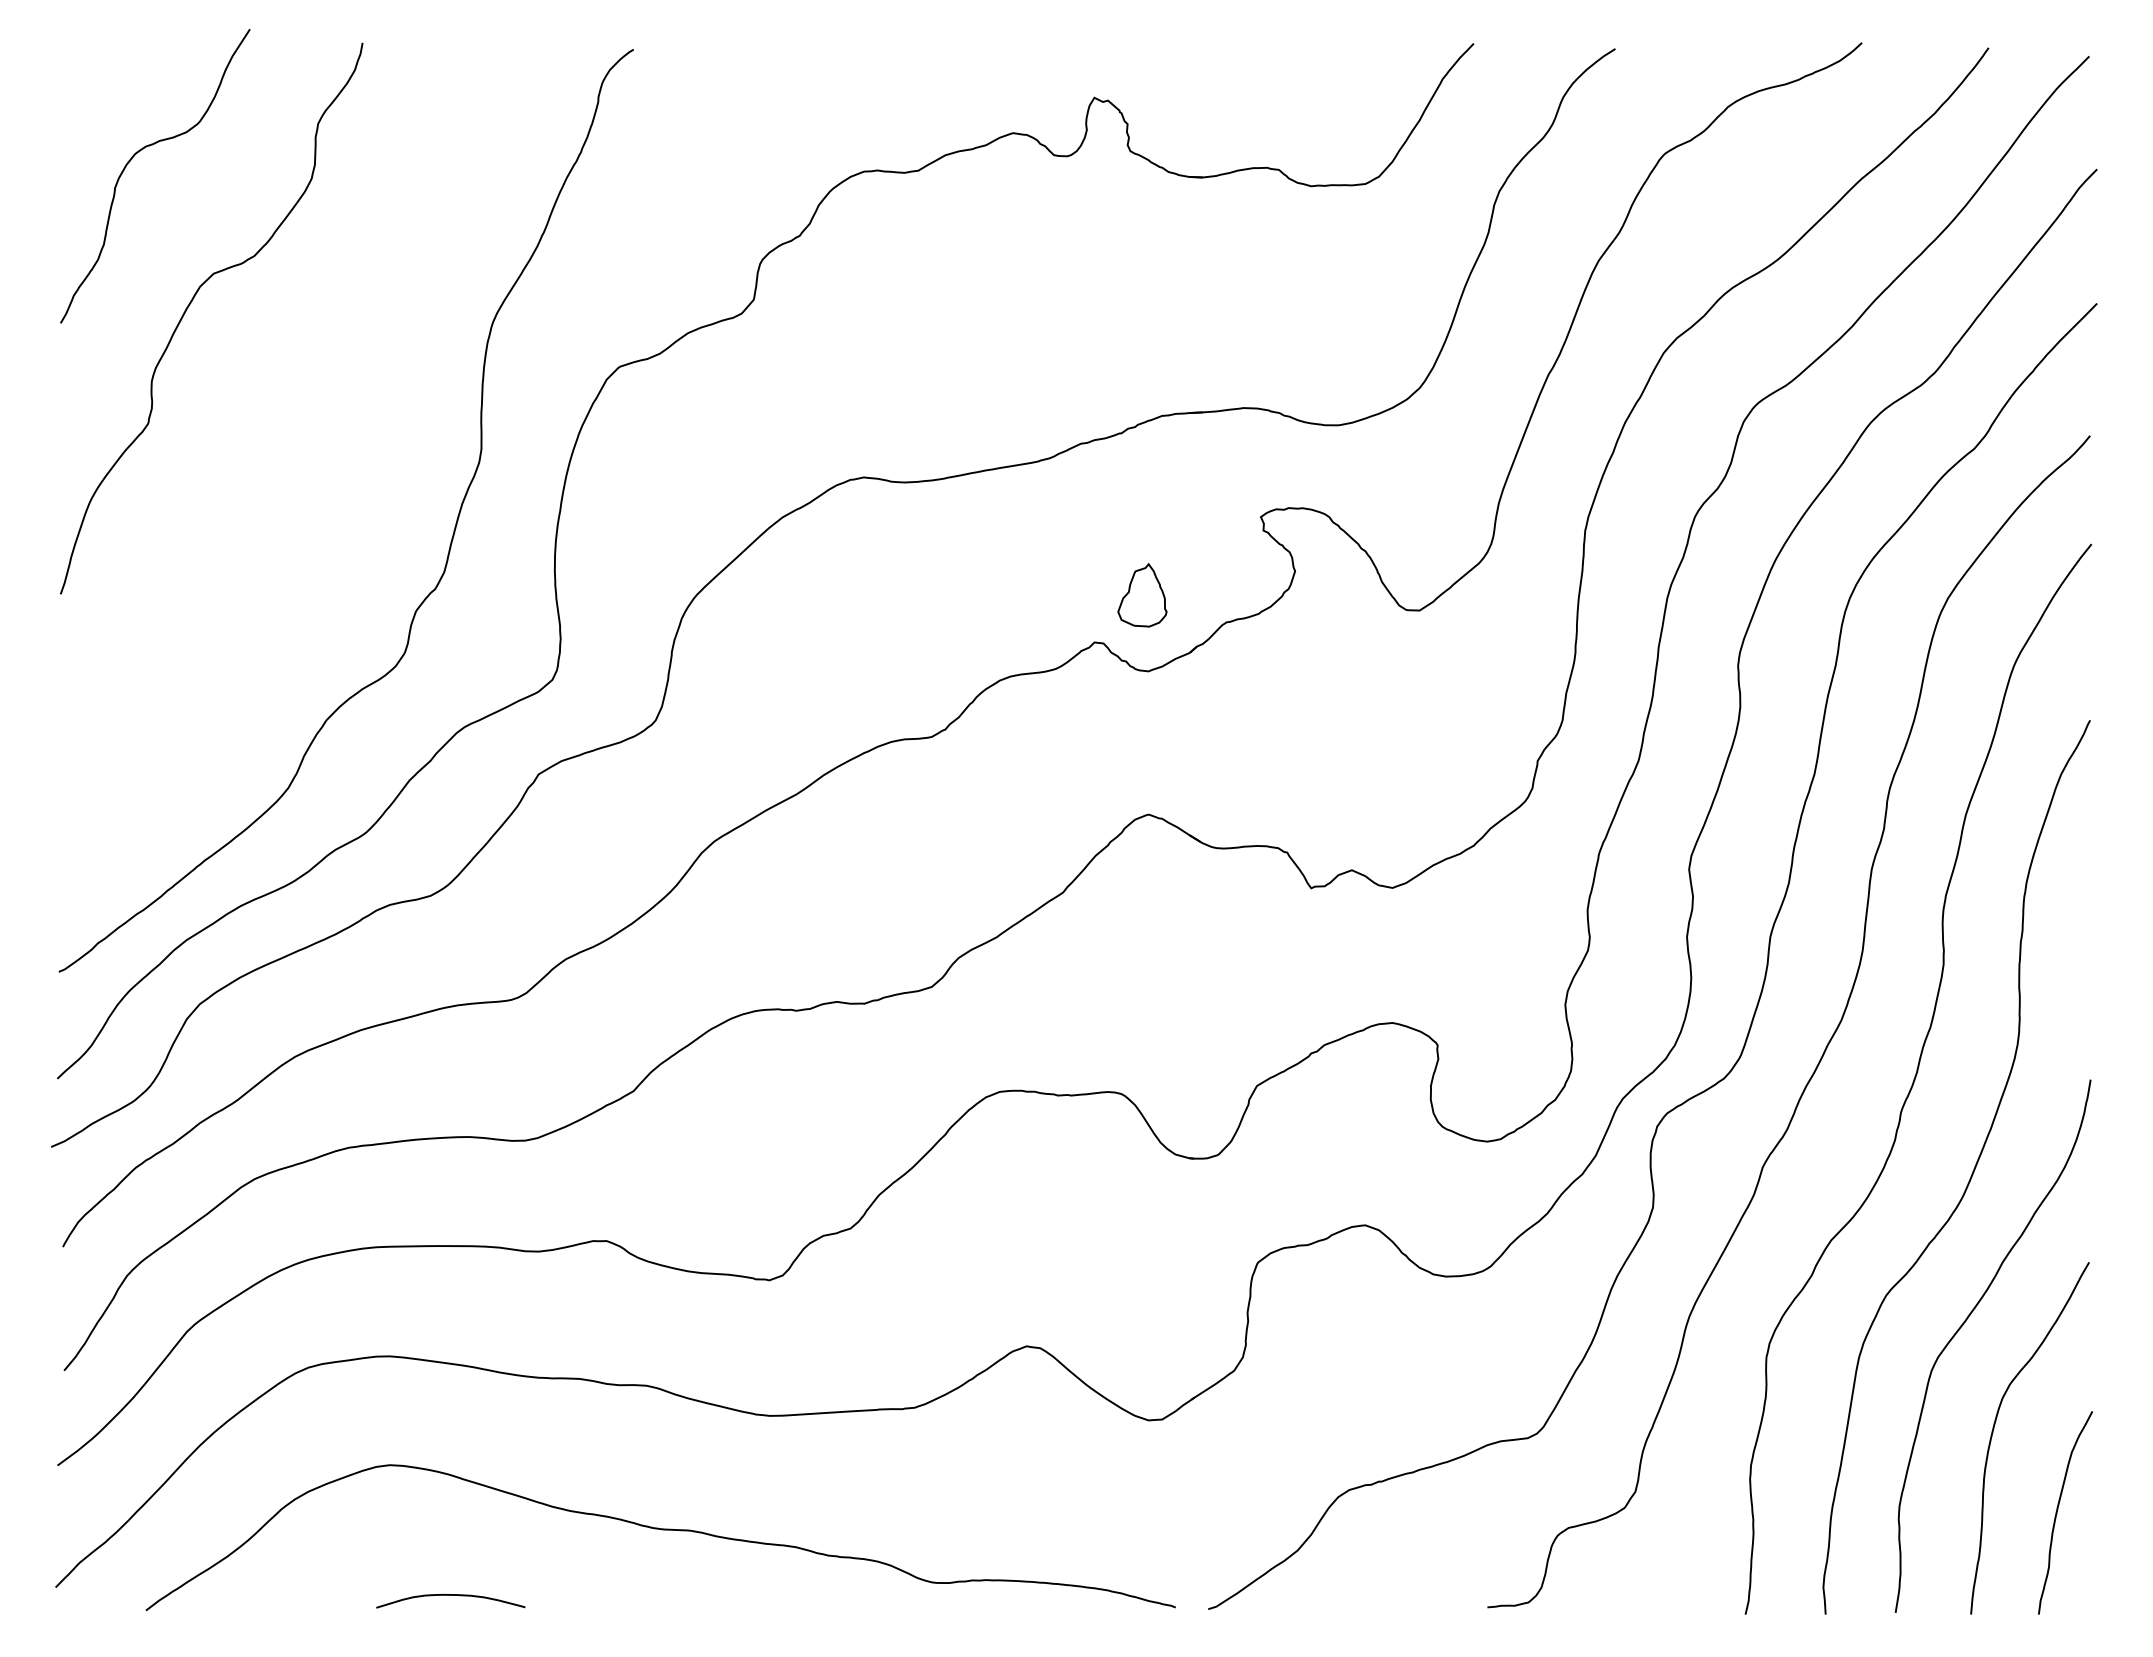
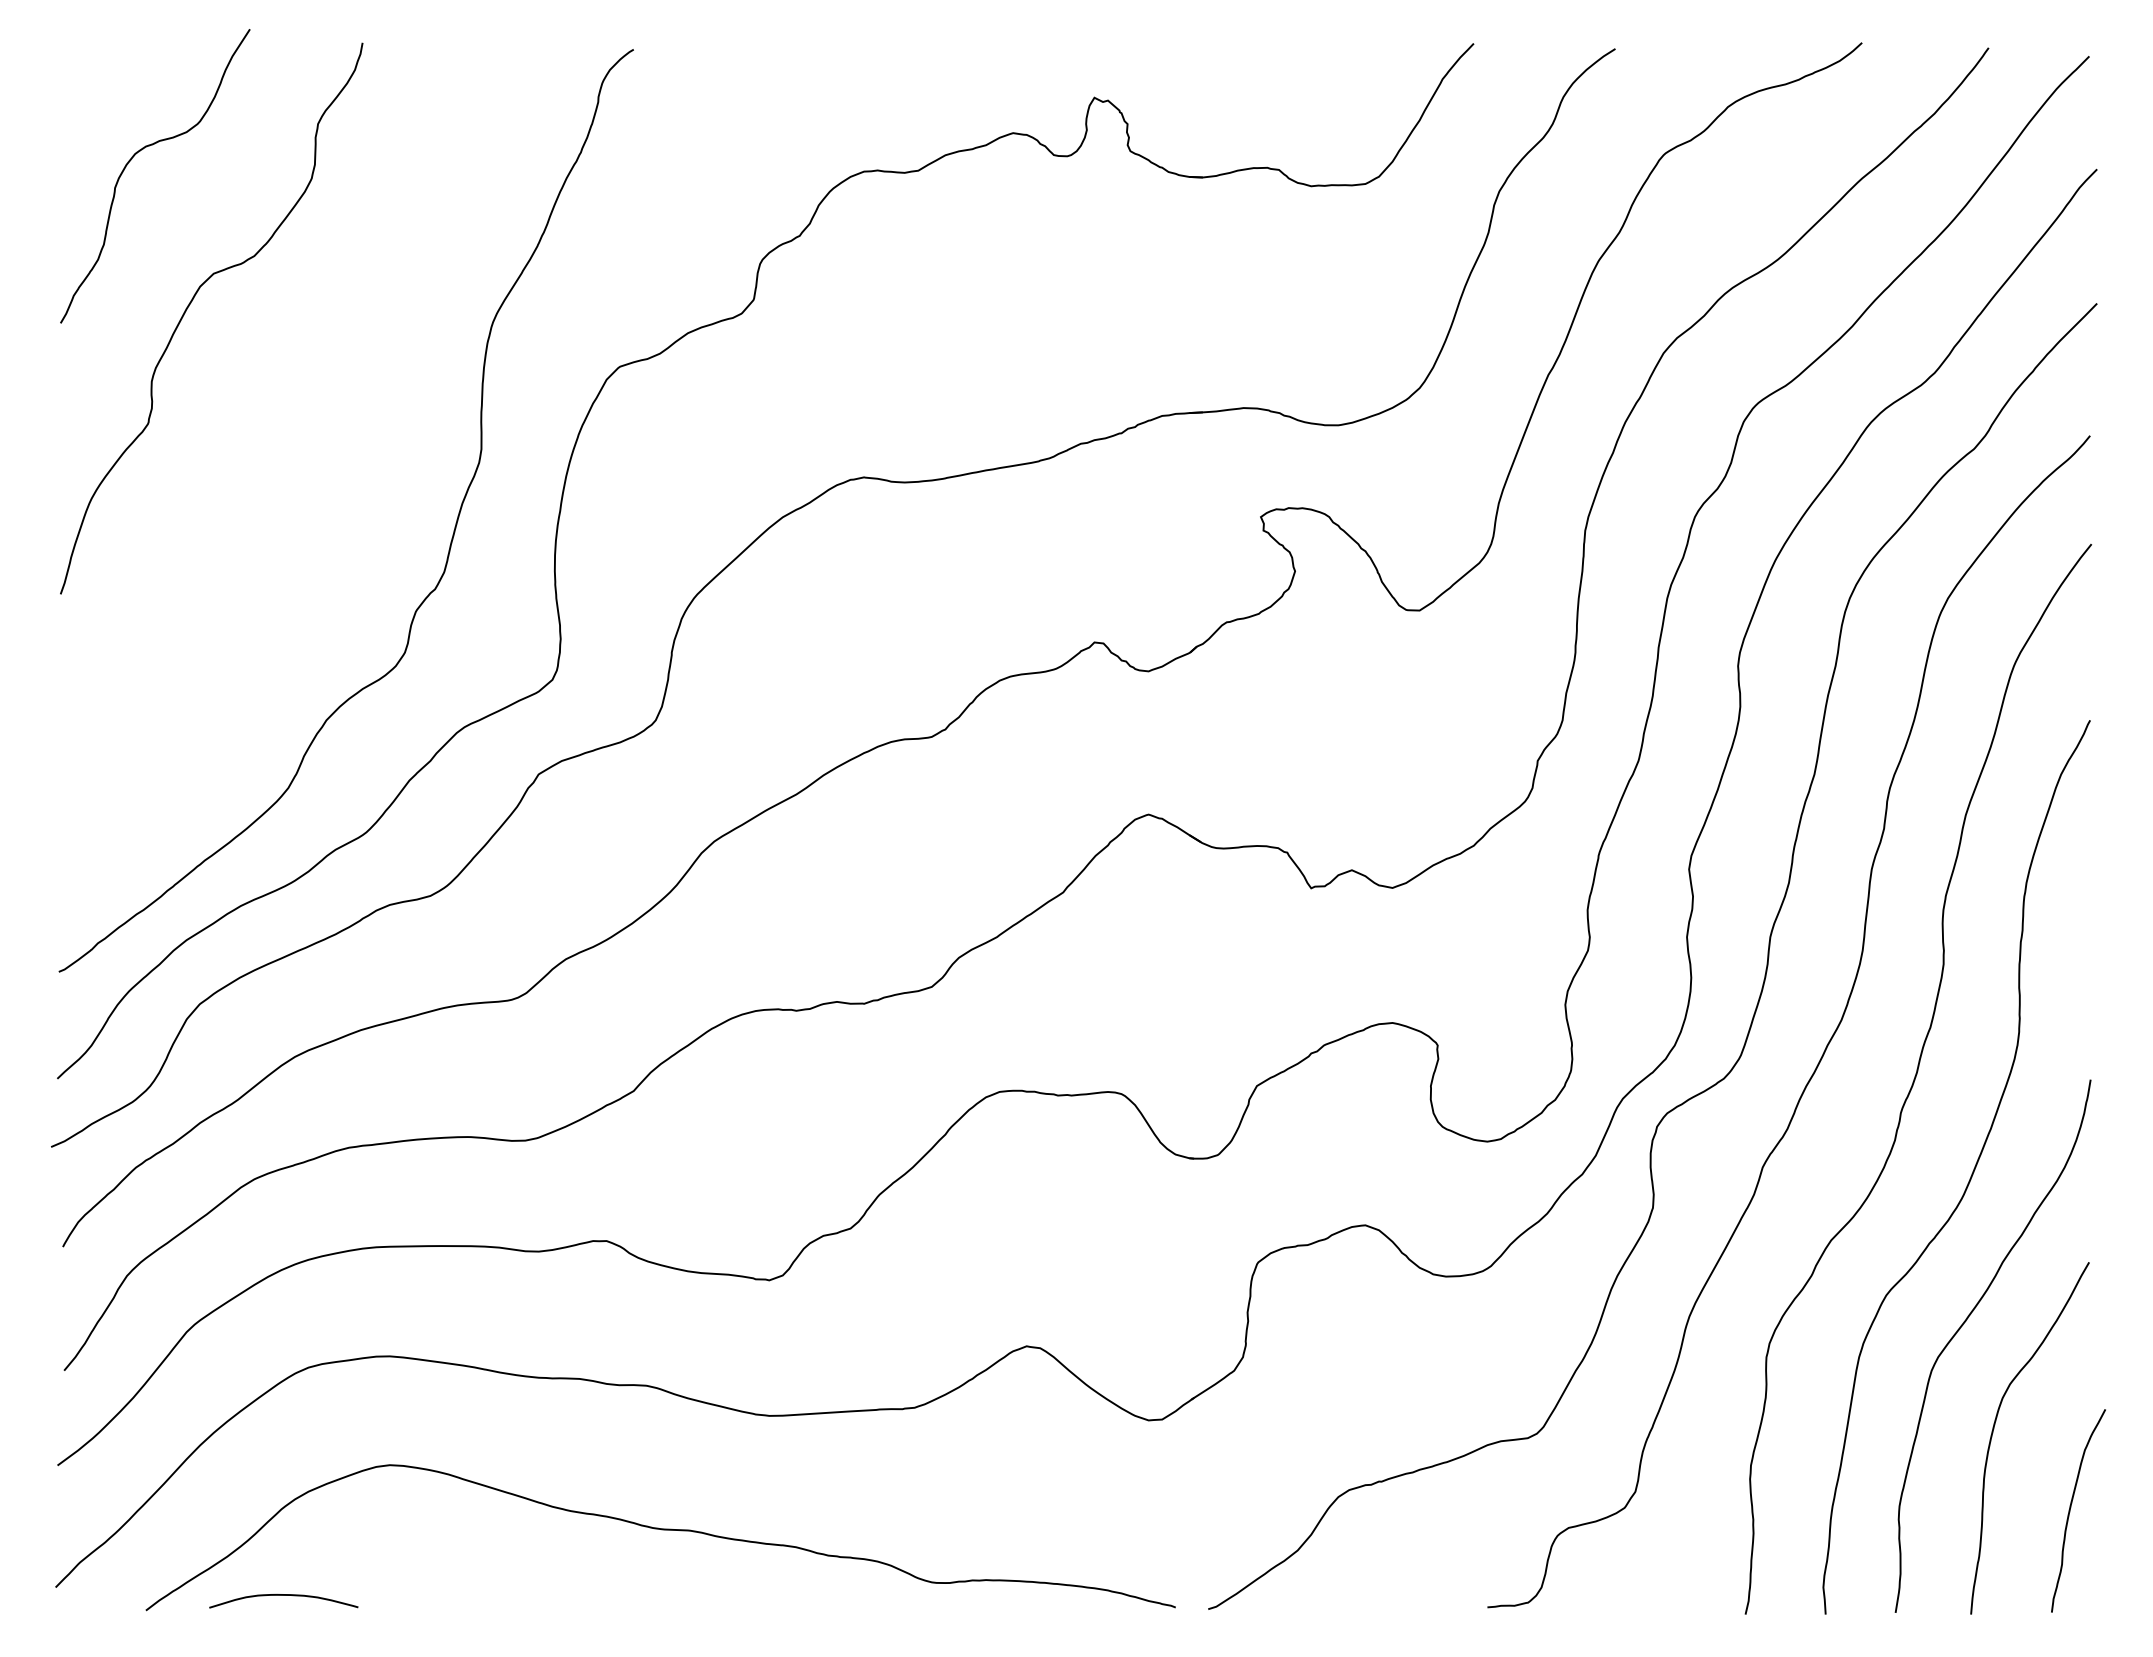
part: present -> none (1142, 595)
curve position: (2058, 1509) -> (2071, 1507) (2071, 1507)
curve position: (450, 1595) -> (283, 1595) (283, 1595)
